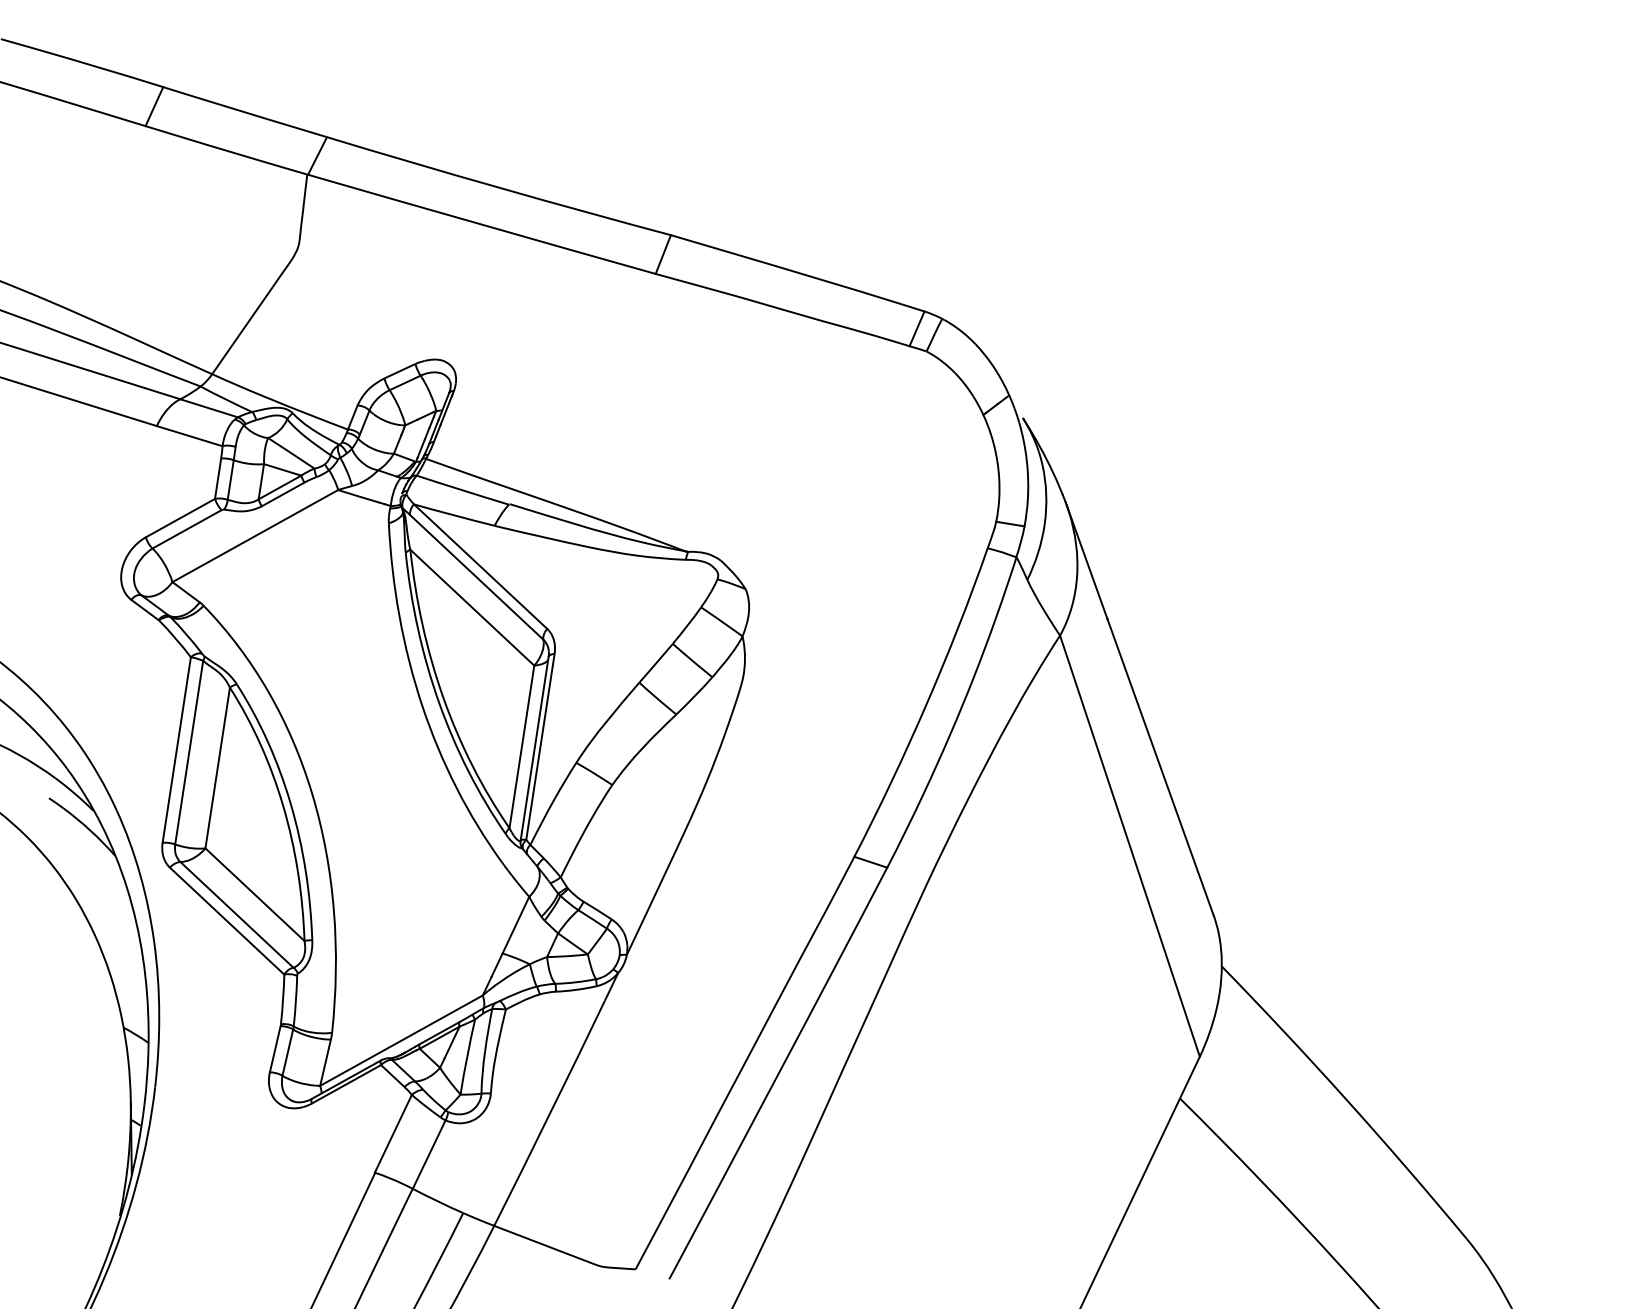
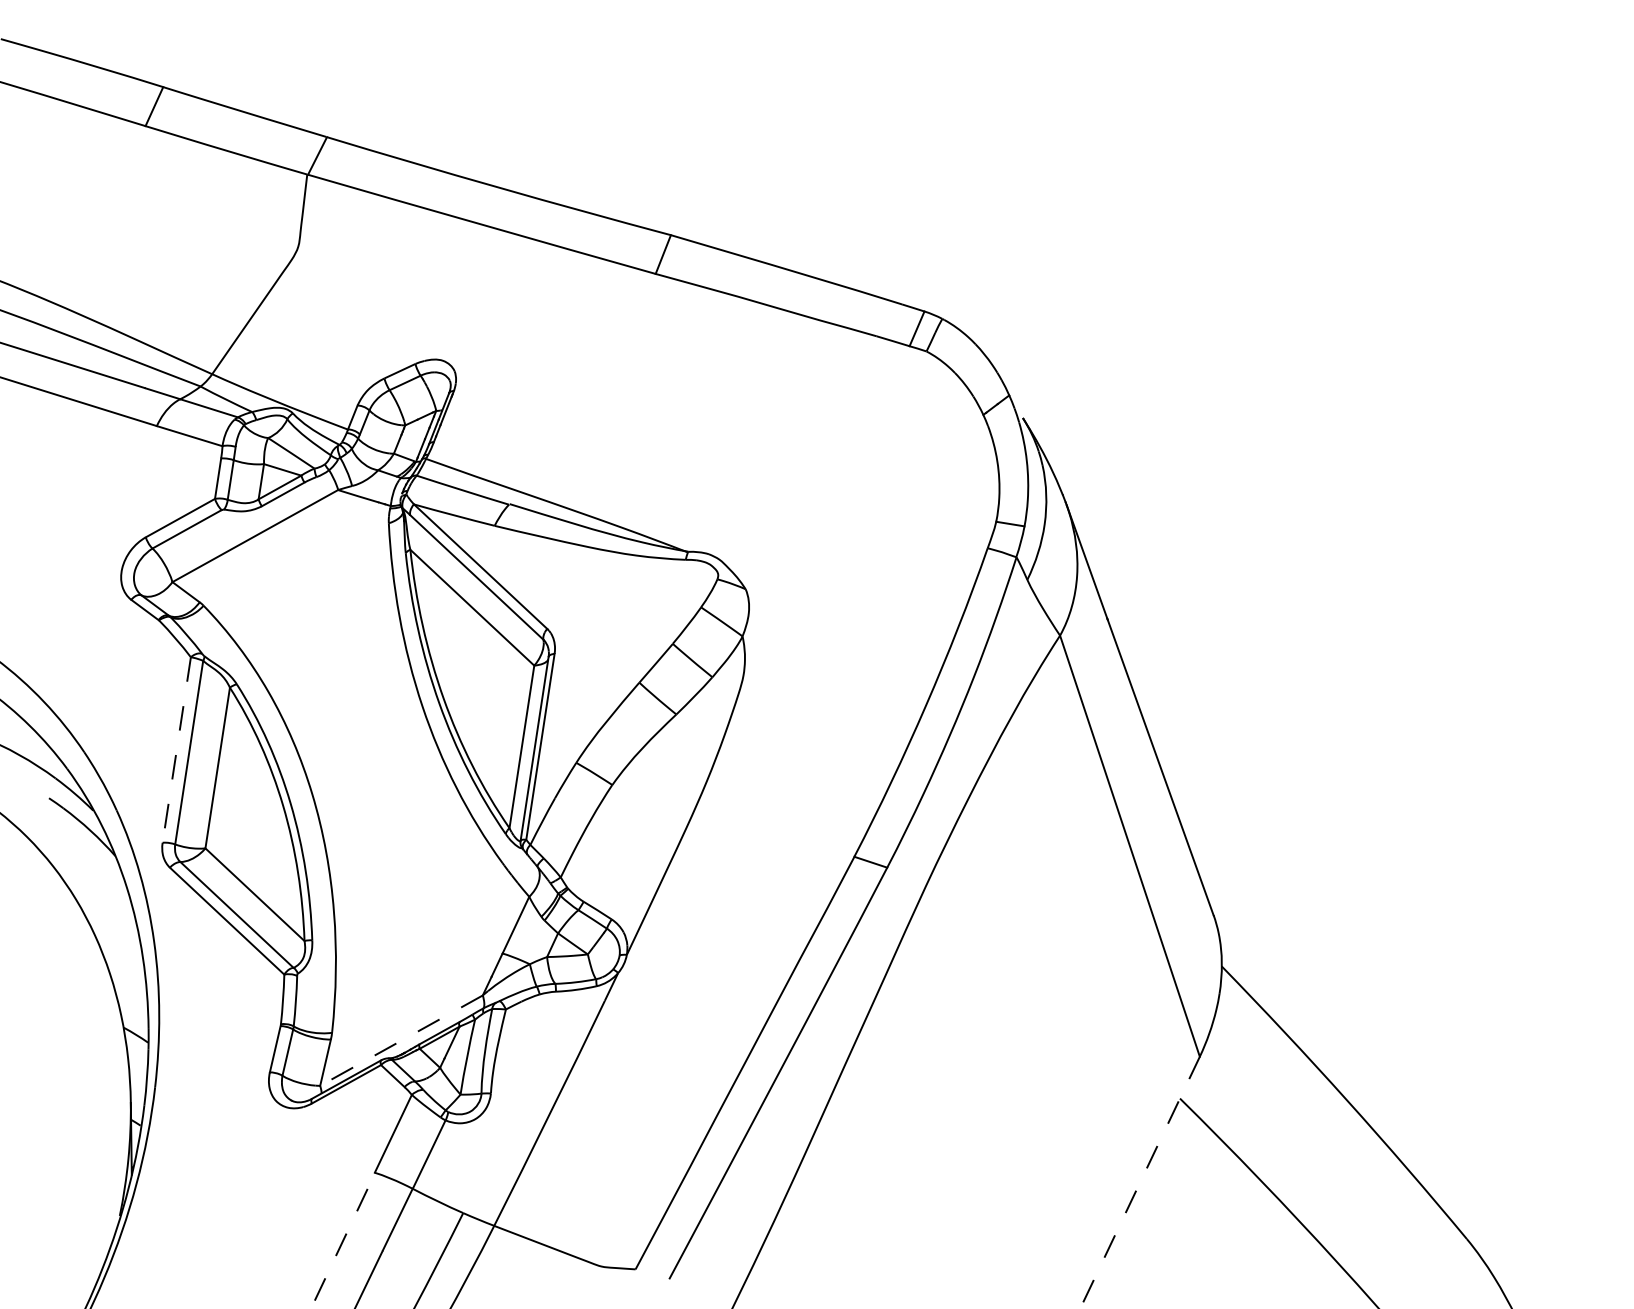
line: solid -> dashed (176, 750)
line: solid -> dashed (401, 1040)
line: solid -> dashed (1139, 1183)
line: solid -> dashed (343, 1240)
